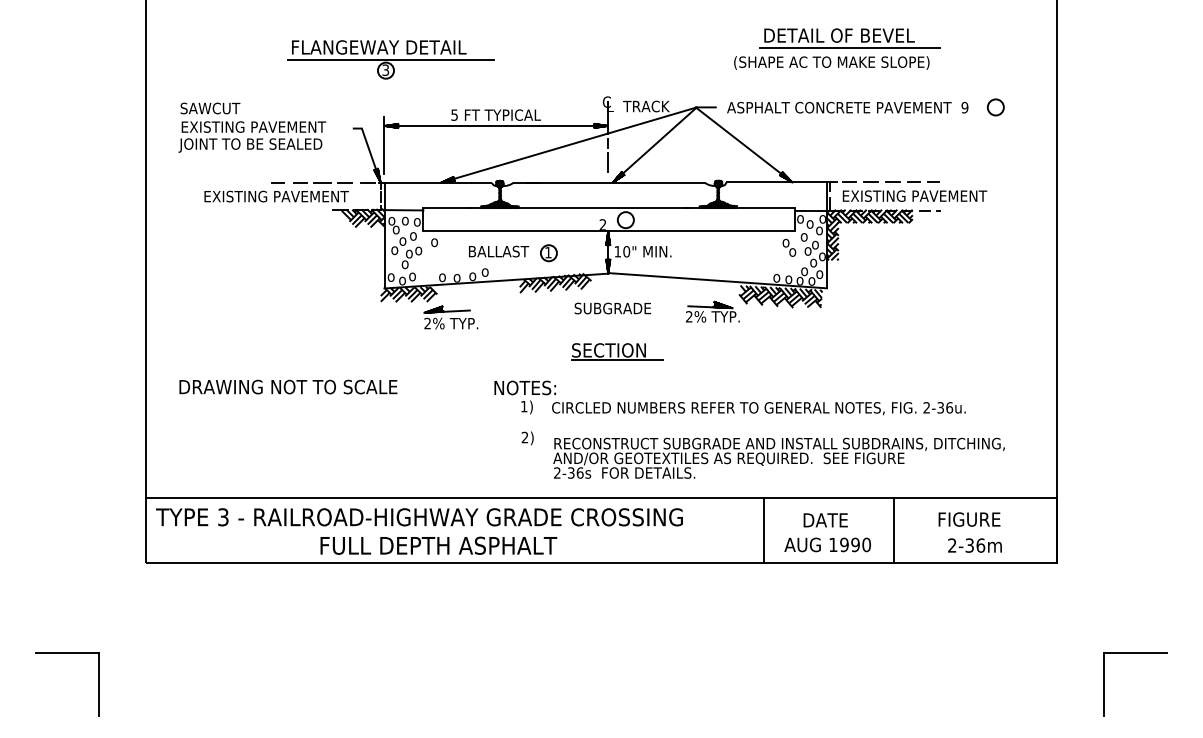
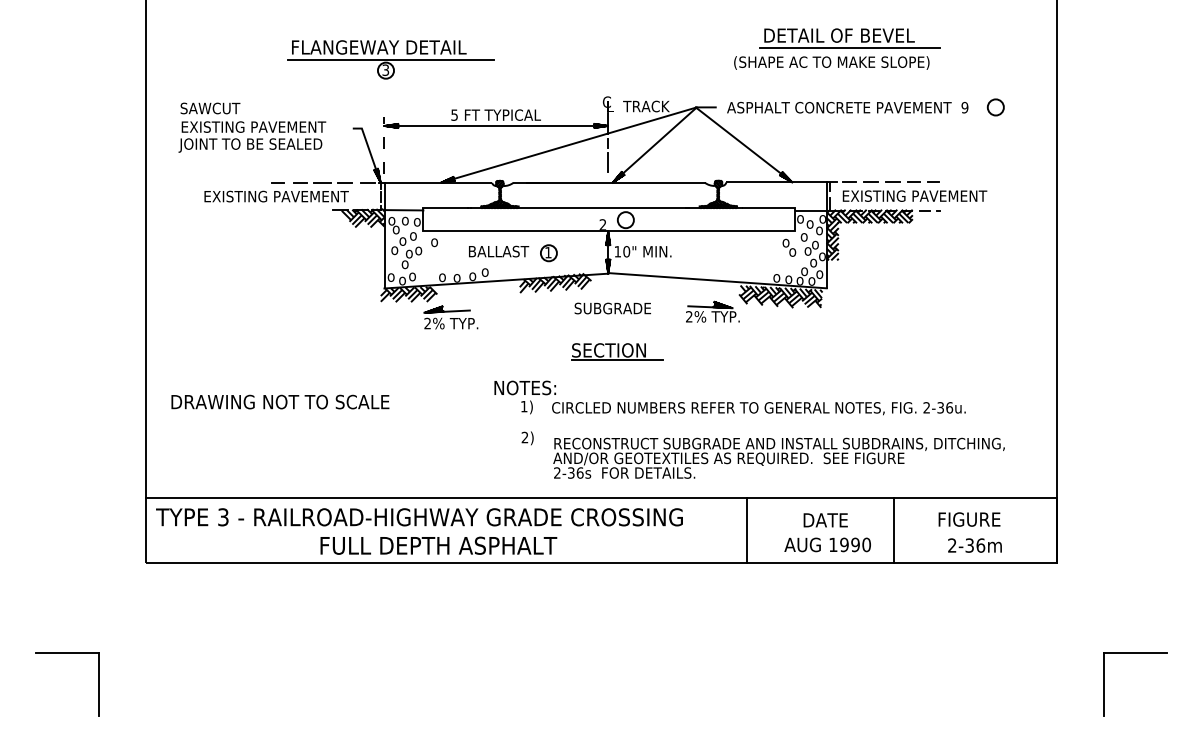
line: solid -> dashed (384, 145)
text position: (288, 386) -> (280, 401) (280, 401)
line position: (763, 529) -> (746, 529) (746, 529)
